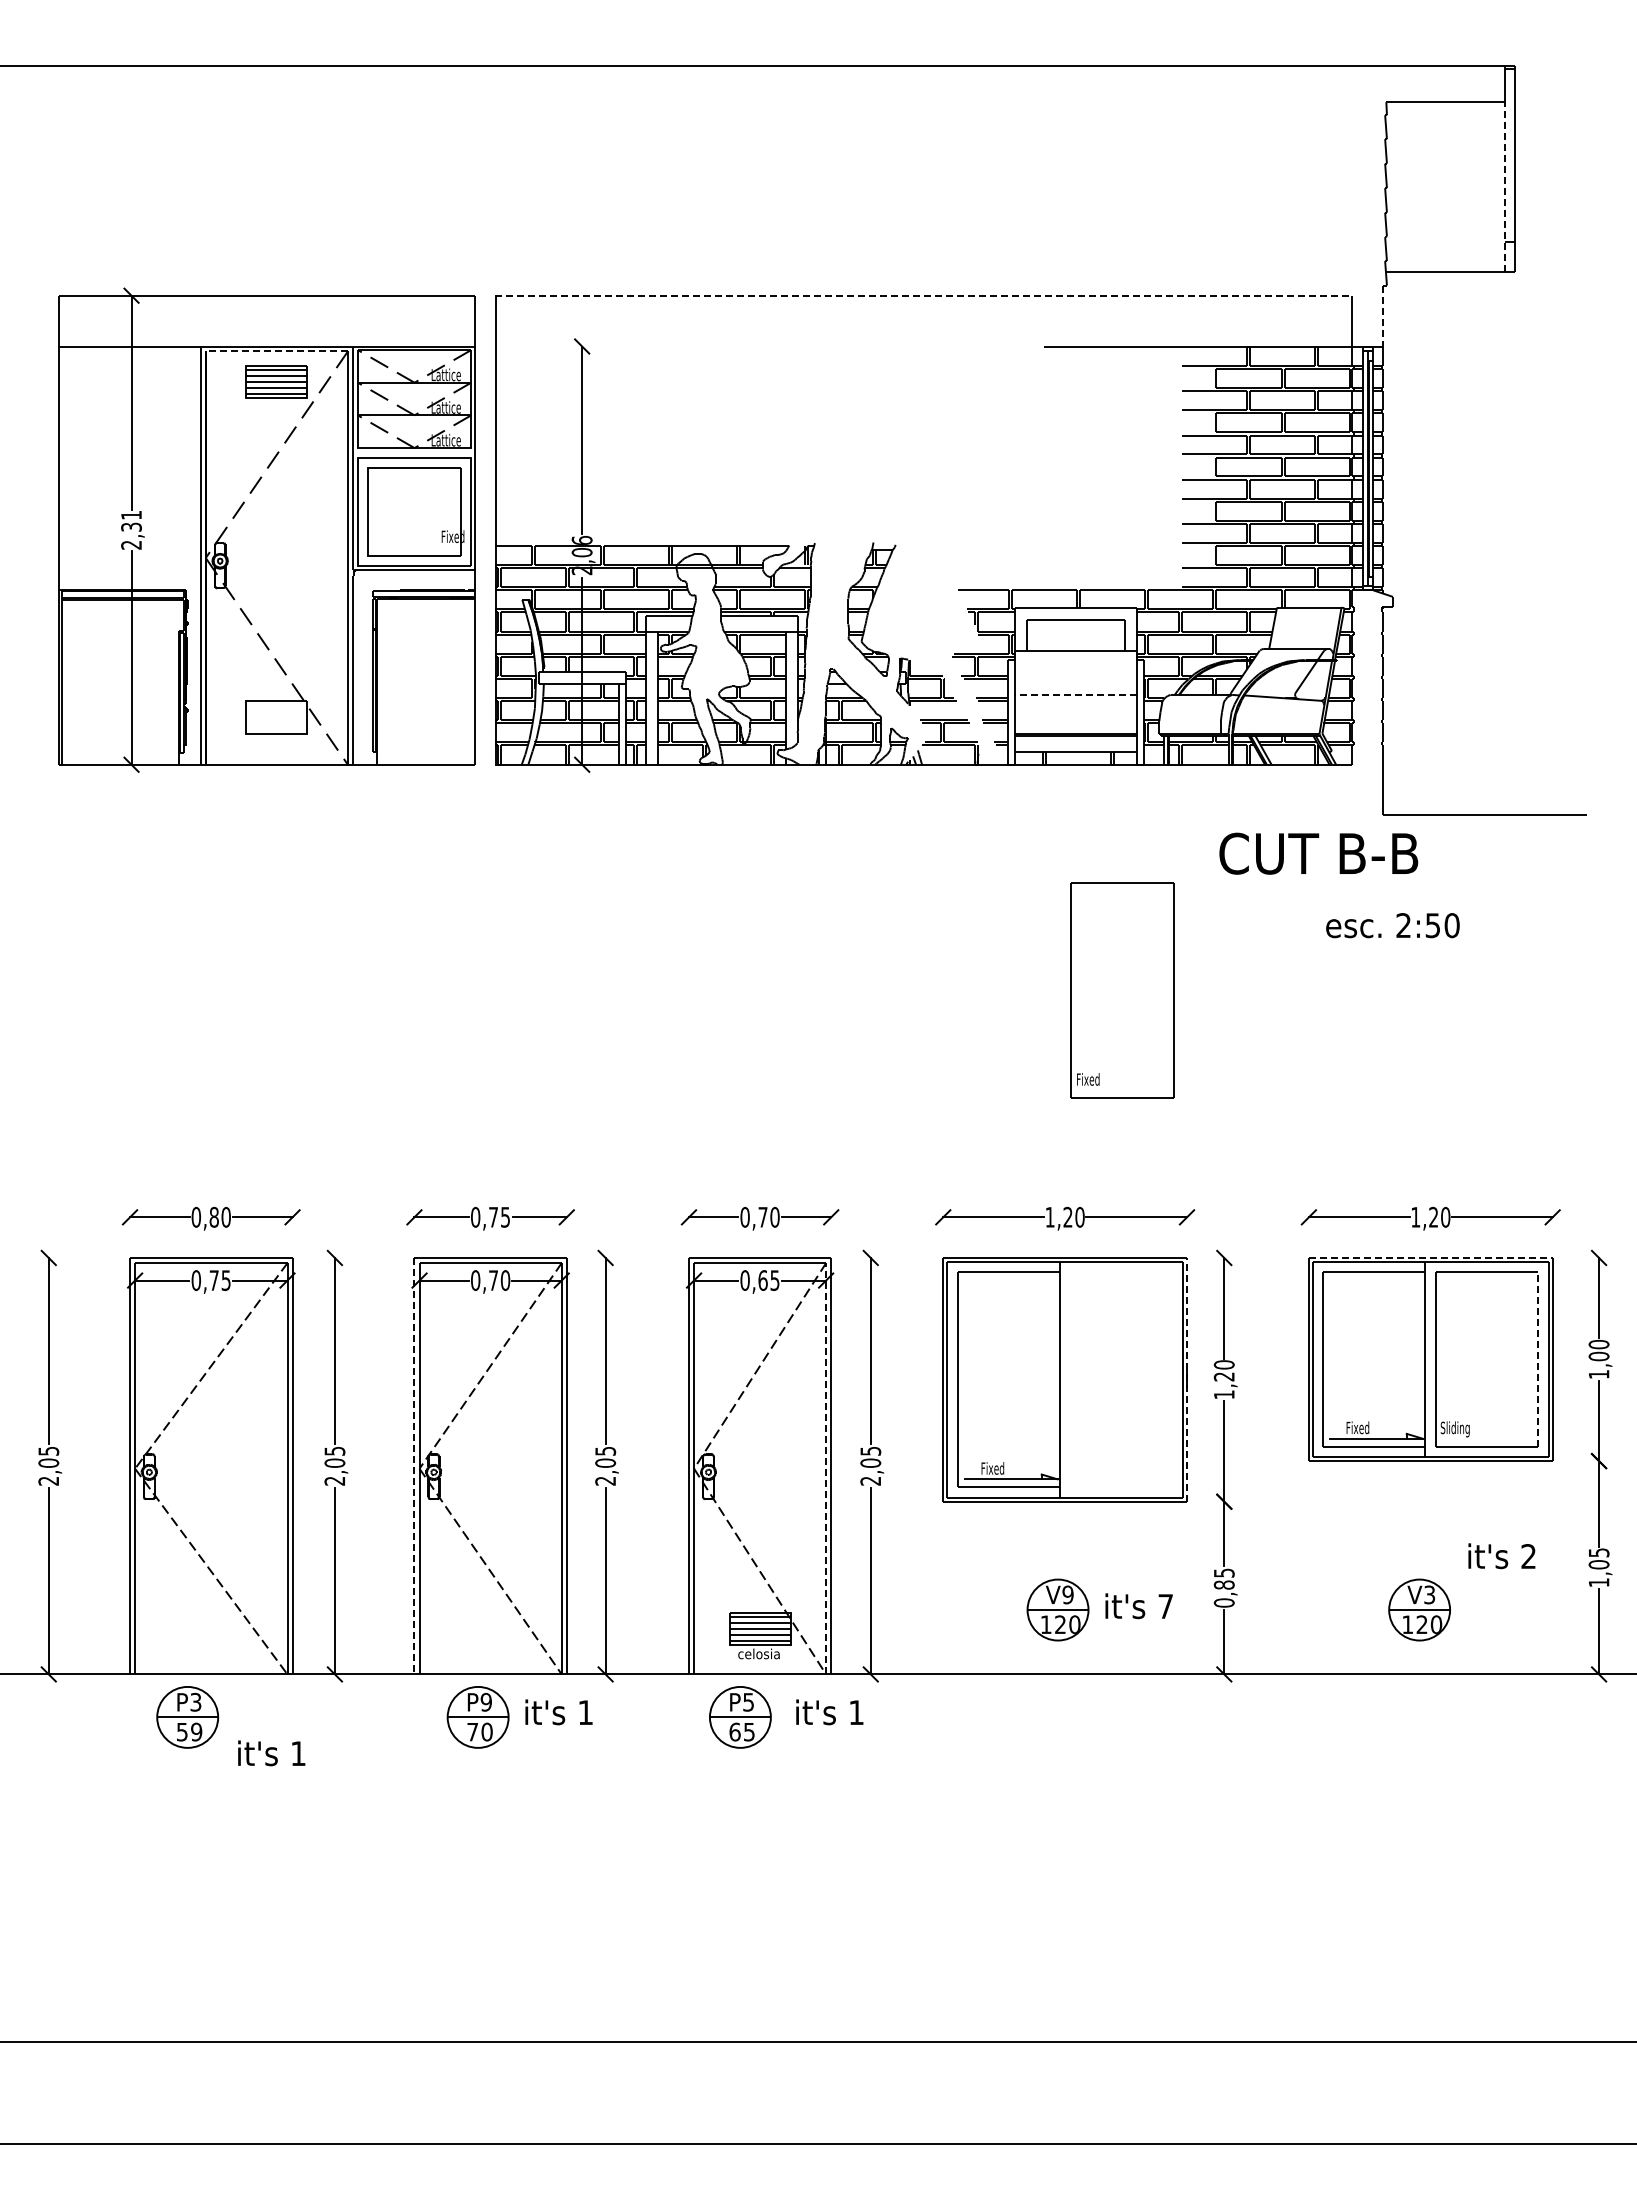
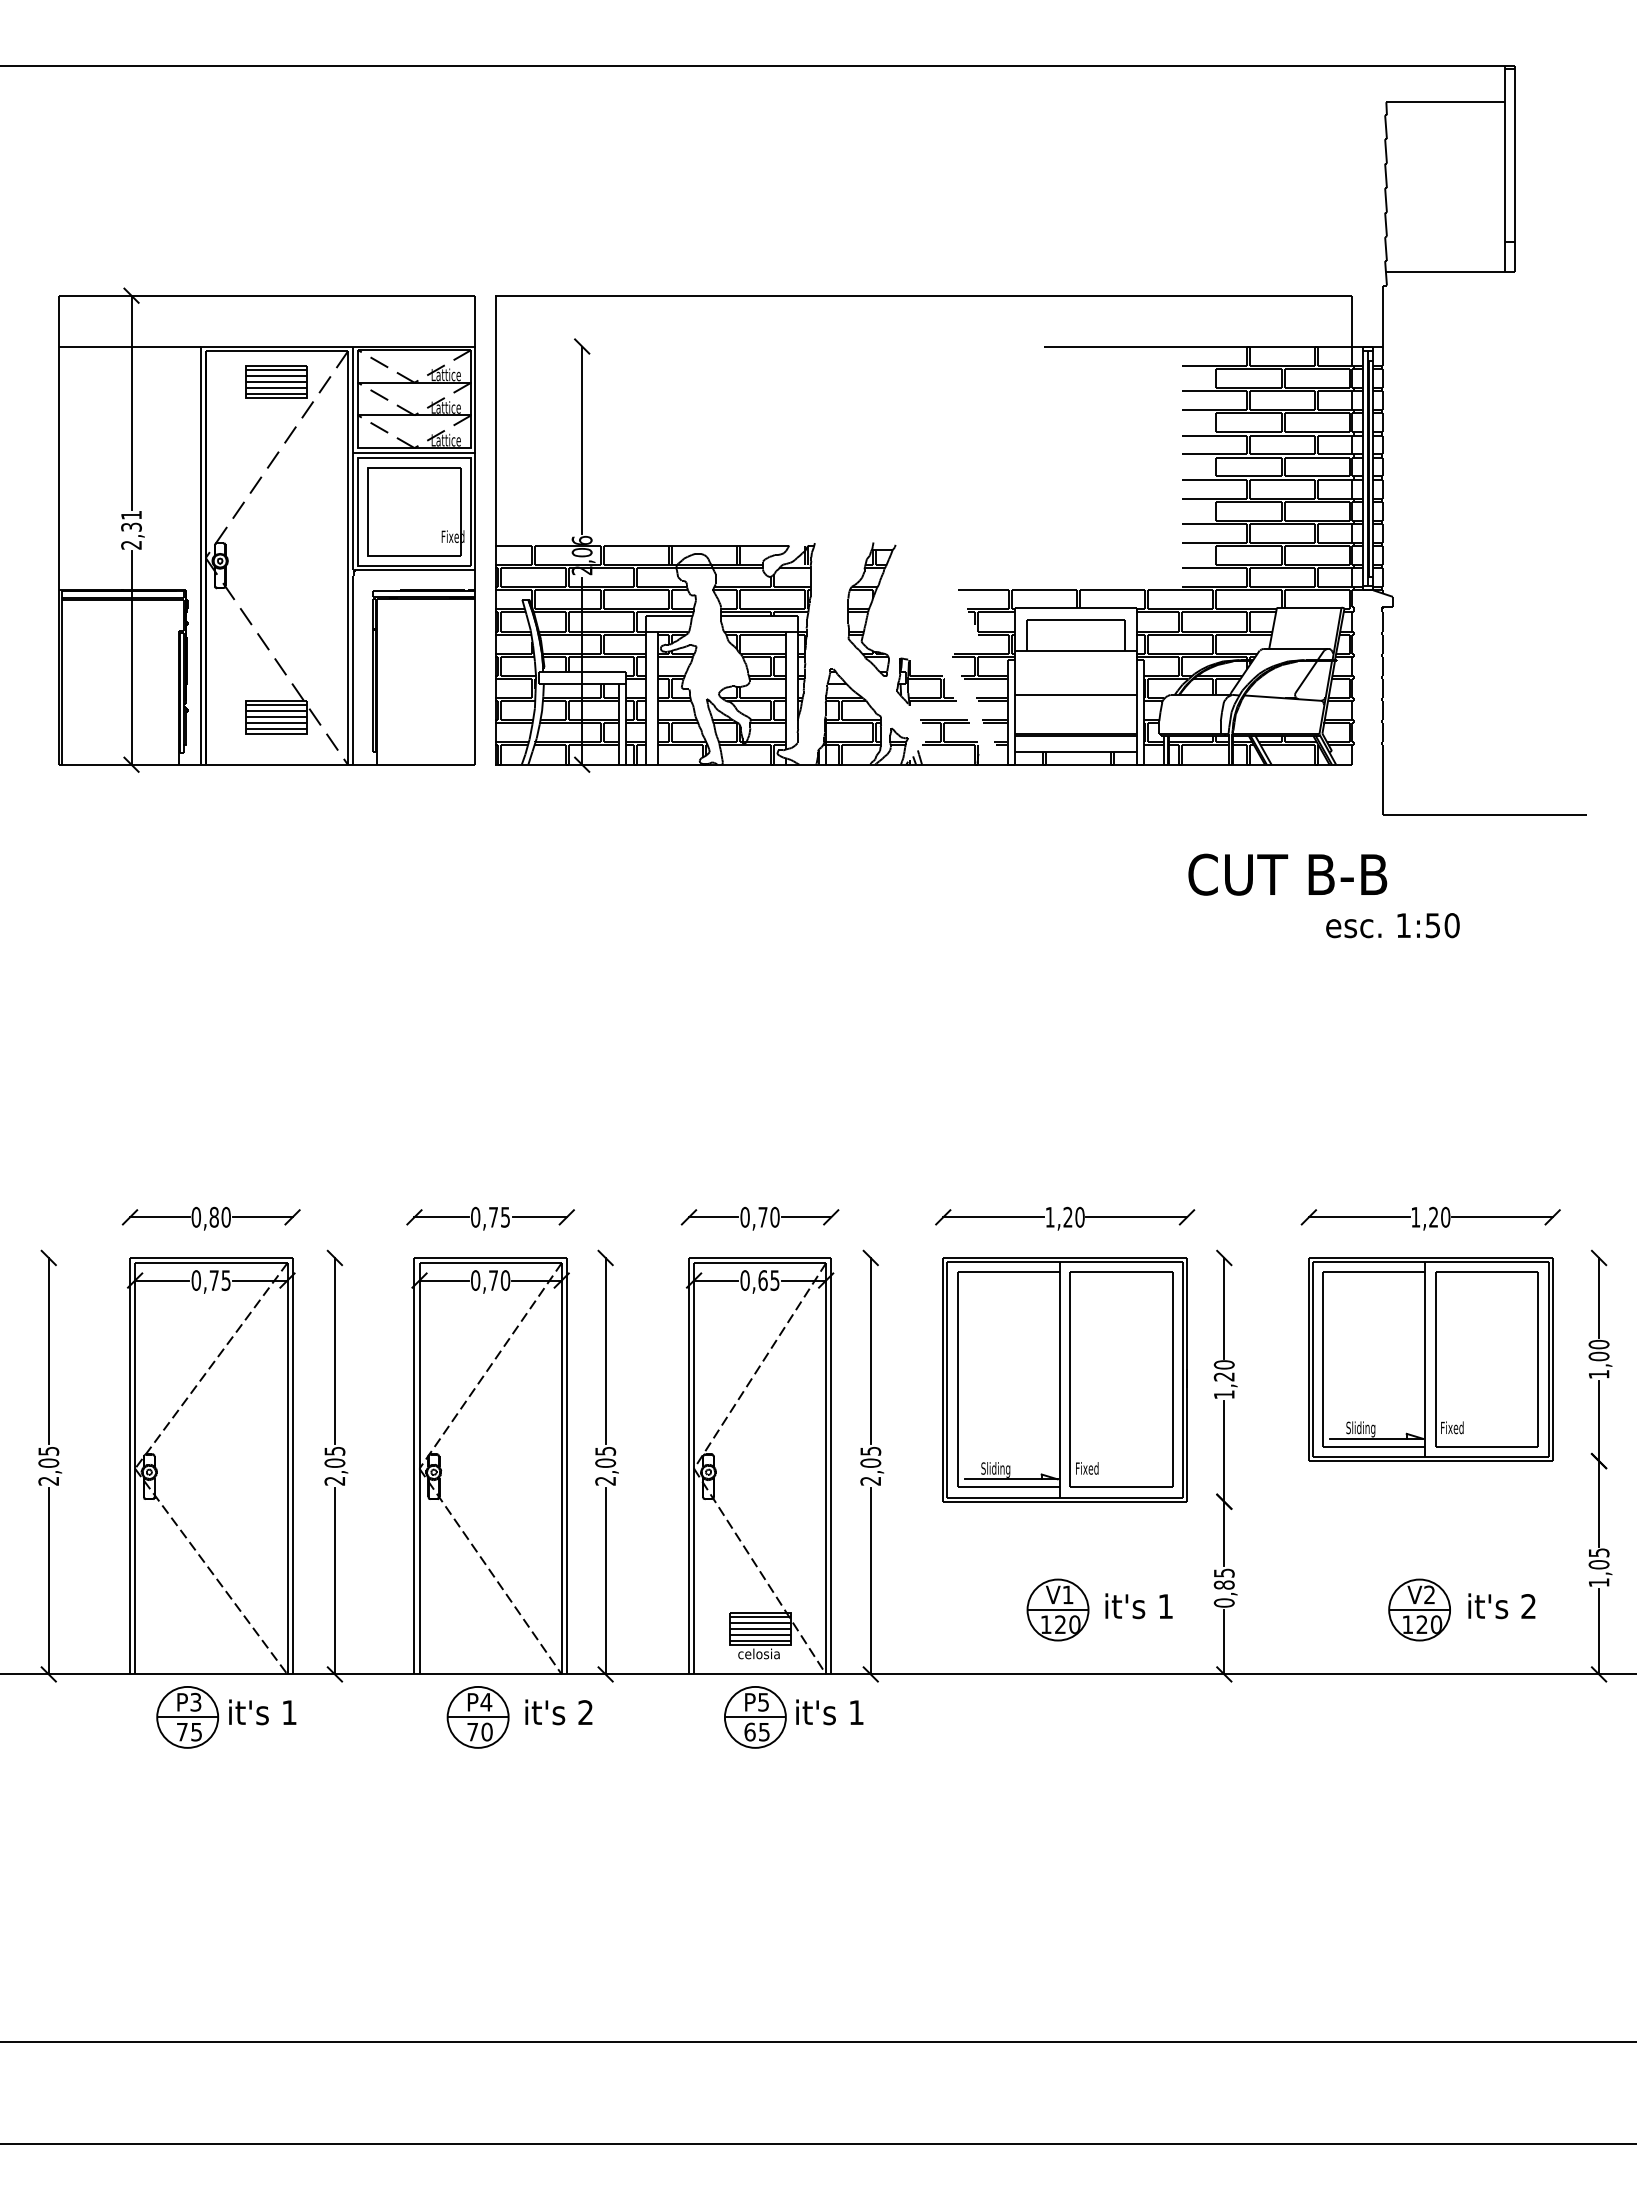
line: dashed -> solid (1505, 186)
line: dashed -> solid (923, 295)
line: dashed -> solid (1383, 316)
line: dashed -> solid (276, 351)
line: none -> present (414, 453)
line: dashed -> solid (1075, 694)
hatch: none -> present (276, 717)
text position: (1318, 853) -> (1287, 874) (1287, 874)
text: 2:50 -> 1:50 (1403, 925)
part position: (1122, 990) -> (1121, 1379) (1121, 1379)
line: dashed -> solid (1430, 1257)
line: dashed -> solid (1538, 1359)
line: dashed -> solid (1187, 1379)
text: Fixed -> Sliding (1360, 1429)
text: Sliding -> Fixed (1454, 1429)
line: dashed -> solid (414, 1466)
line: dashed -> solid (826, 1468)
text: Fixed -> Sliding (995, 1469)
text position: (1501, 1556) -> (1501, 1606) (1501, 1606)
text: V9 -> V1 (1067, 1594)
text: V3 -> V2 (1429, 1595)
text: 7 -> 1 (1165, 1606)
text: P9 -> P4 (486, 1701)
text: 1 -> 2 (585, 1712)
part position: (740, 1717) -> (755, 1717) (755, 1717)
text: 59 -> 75 (189, 1731)
text position: (271, 1753) -> (262, 1712) (262, 1712)
